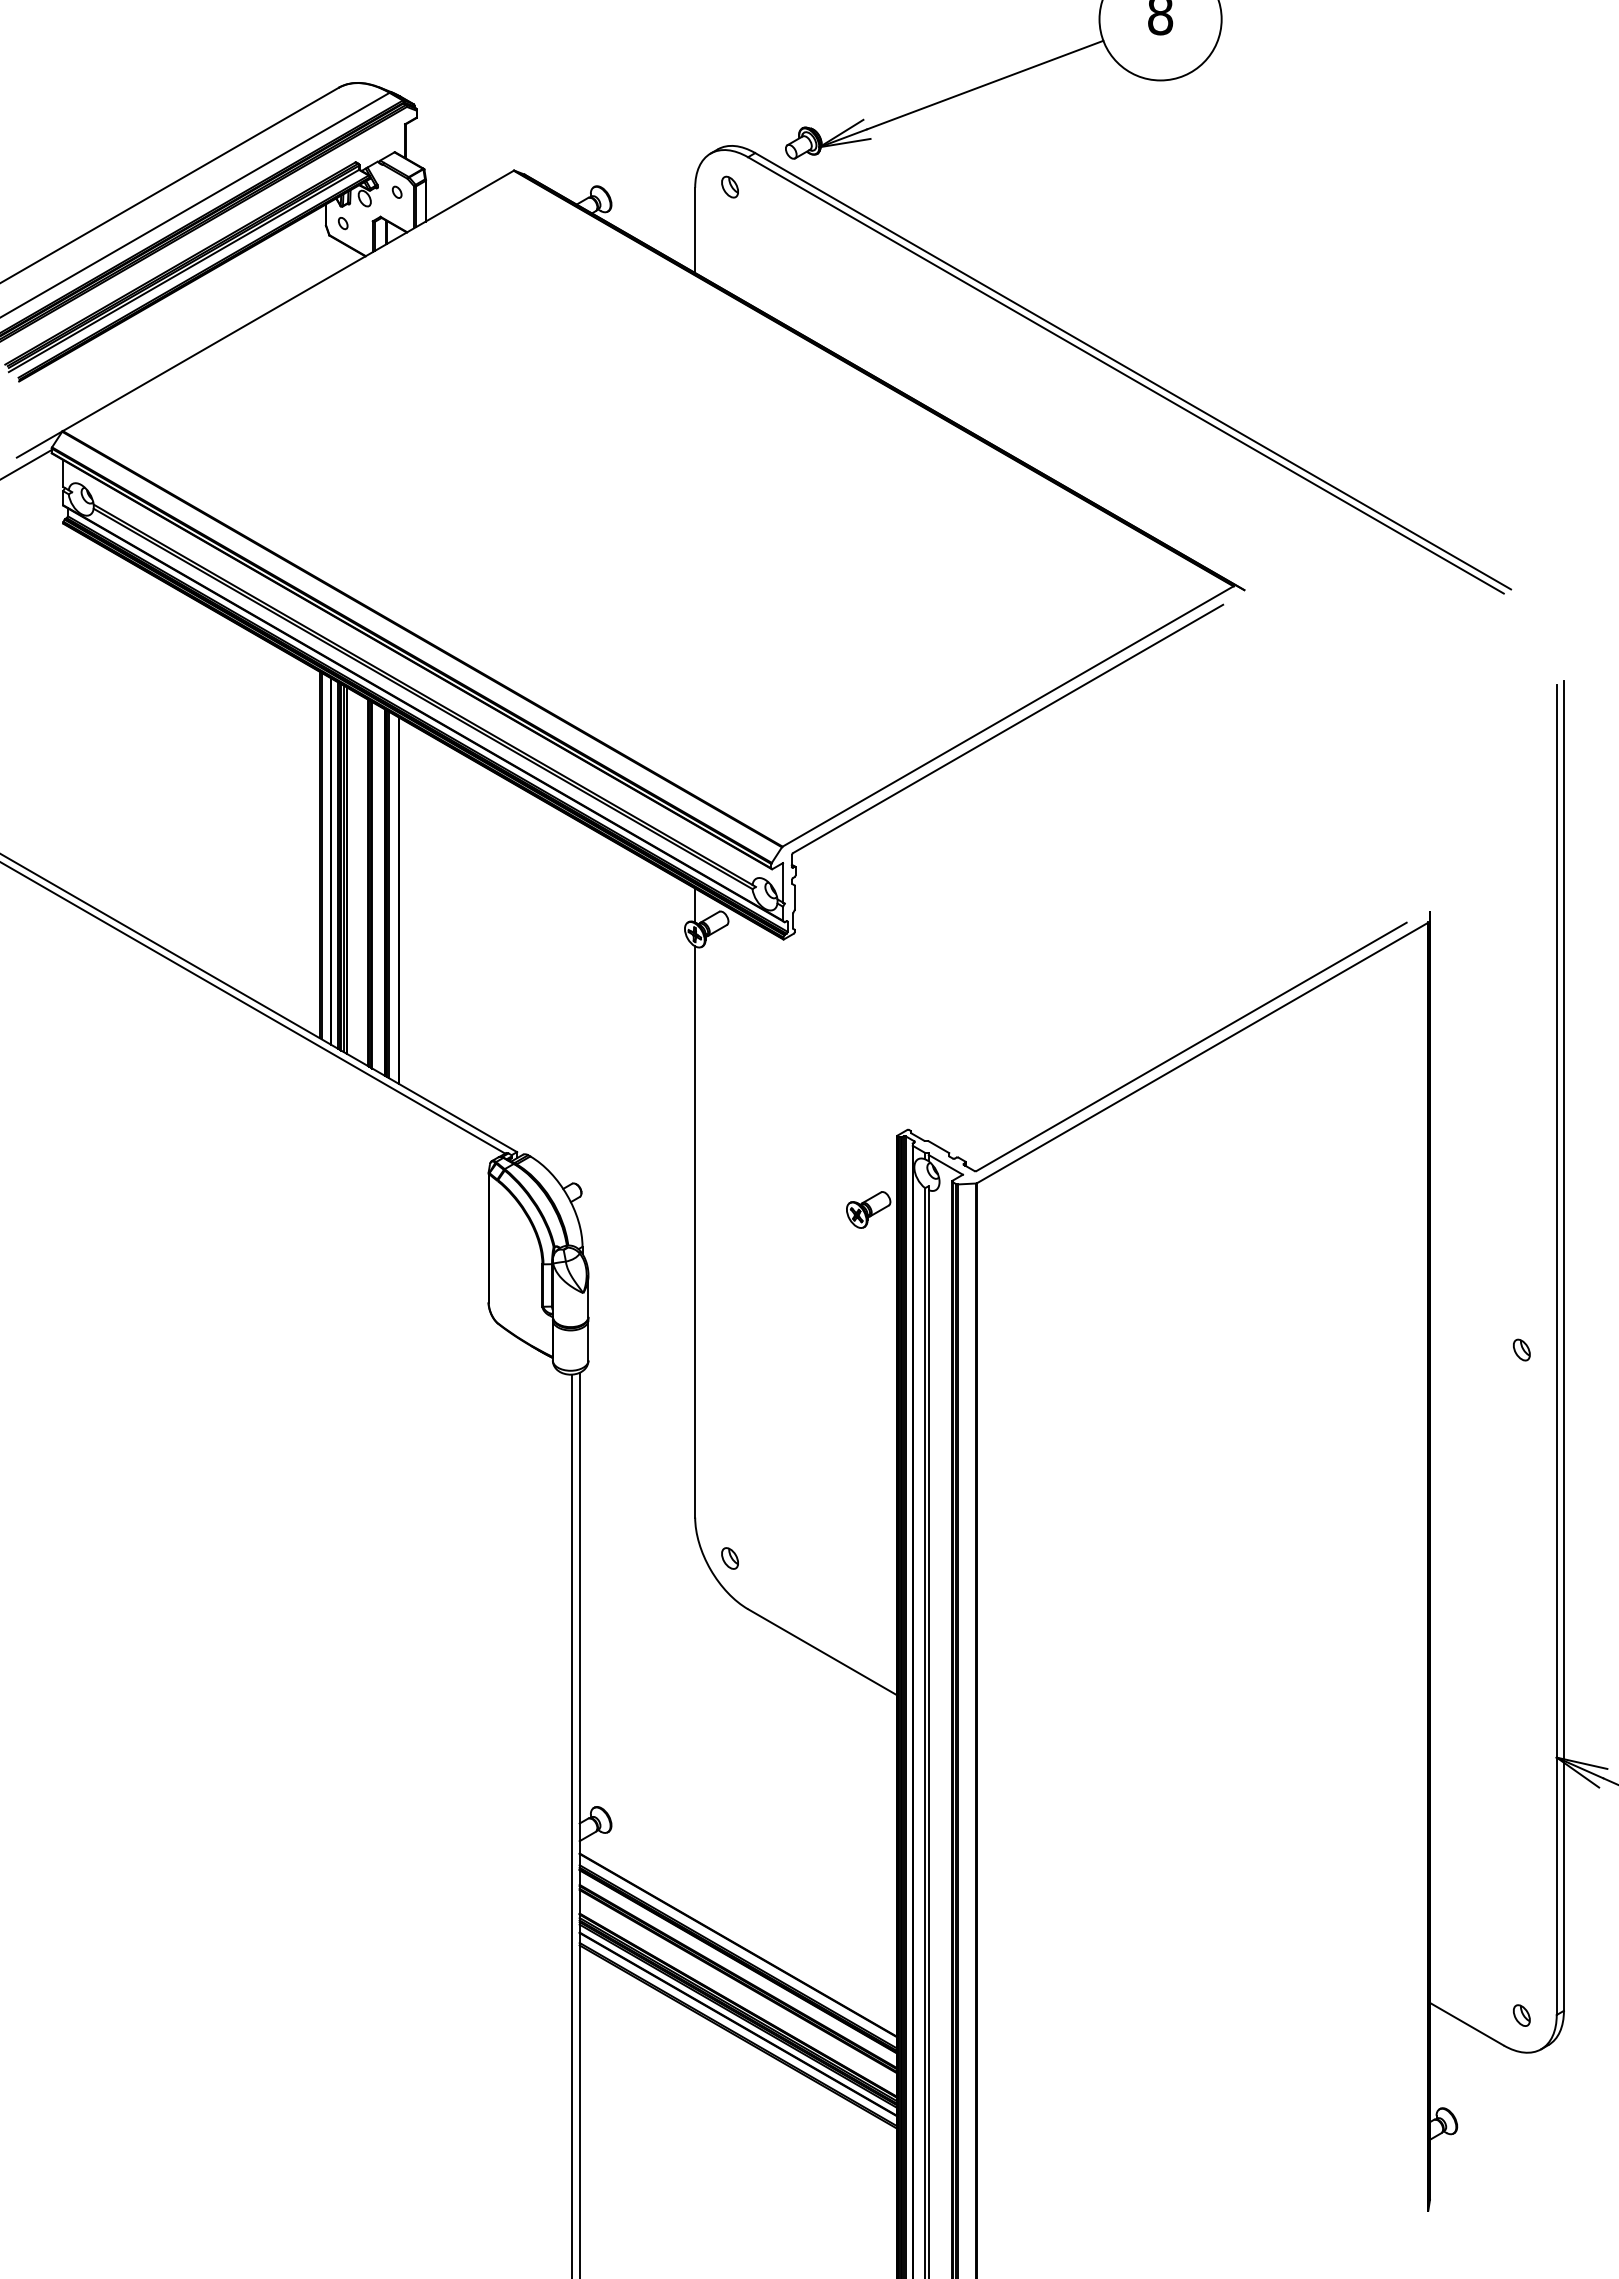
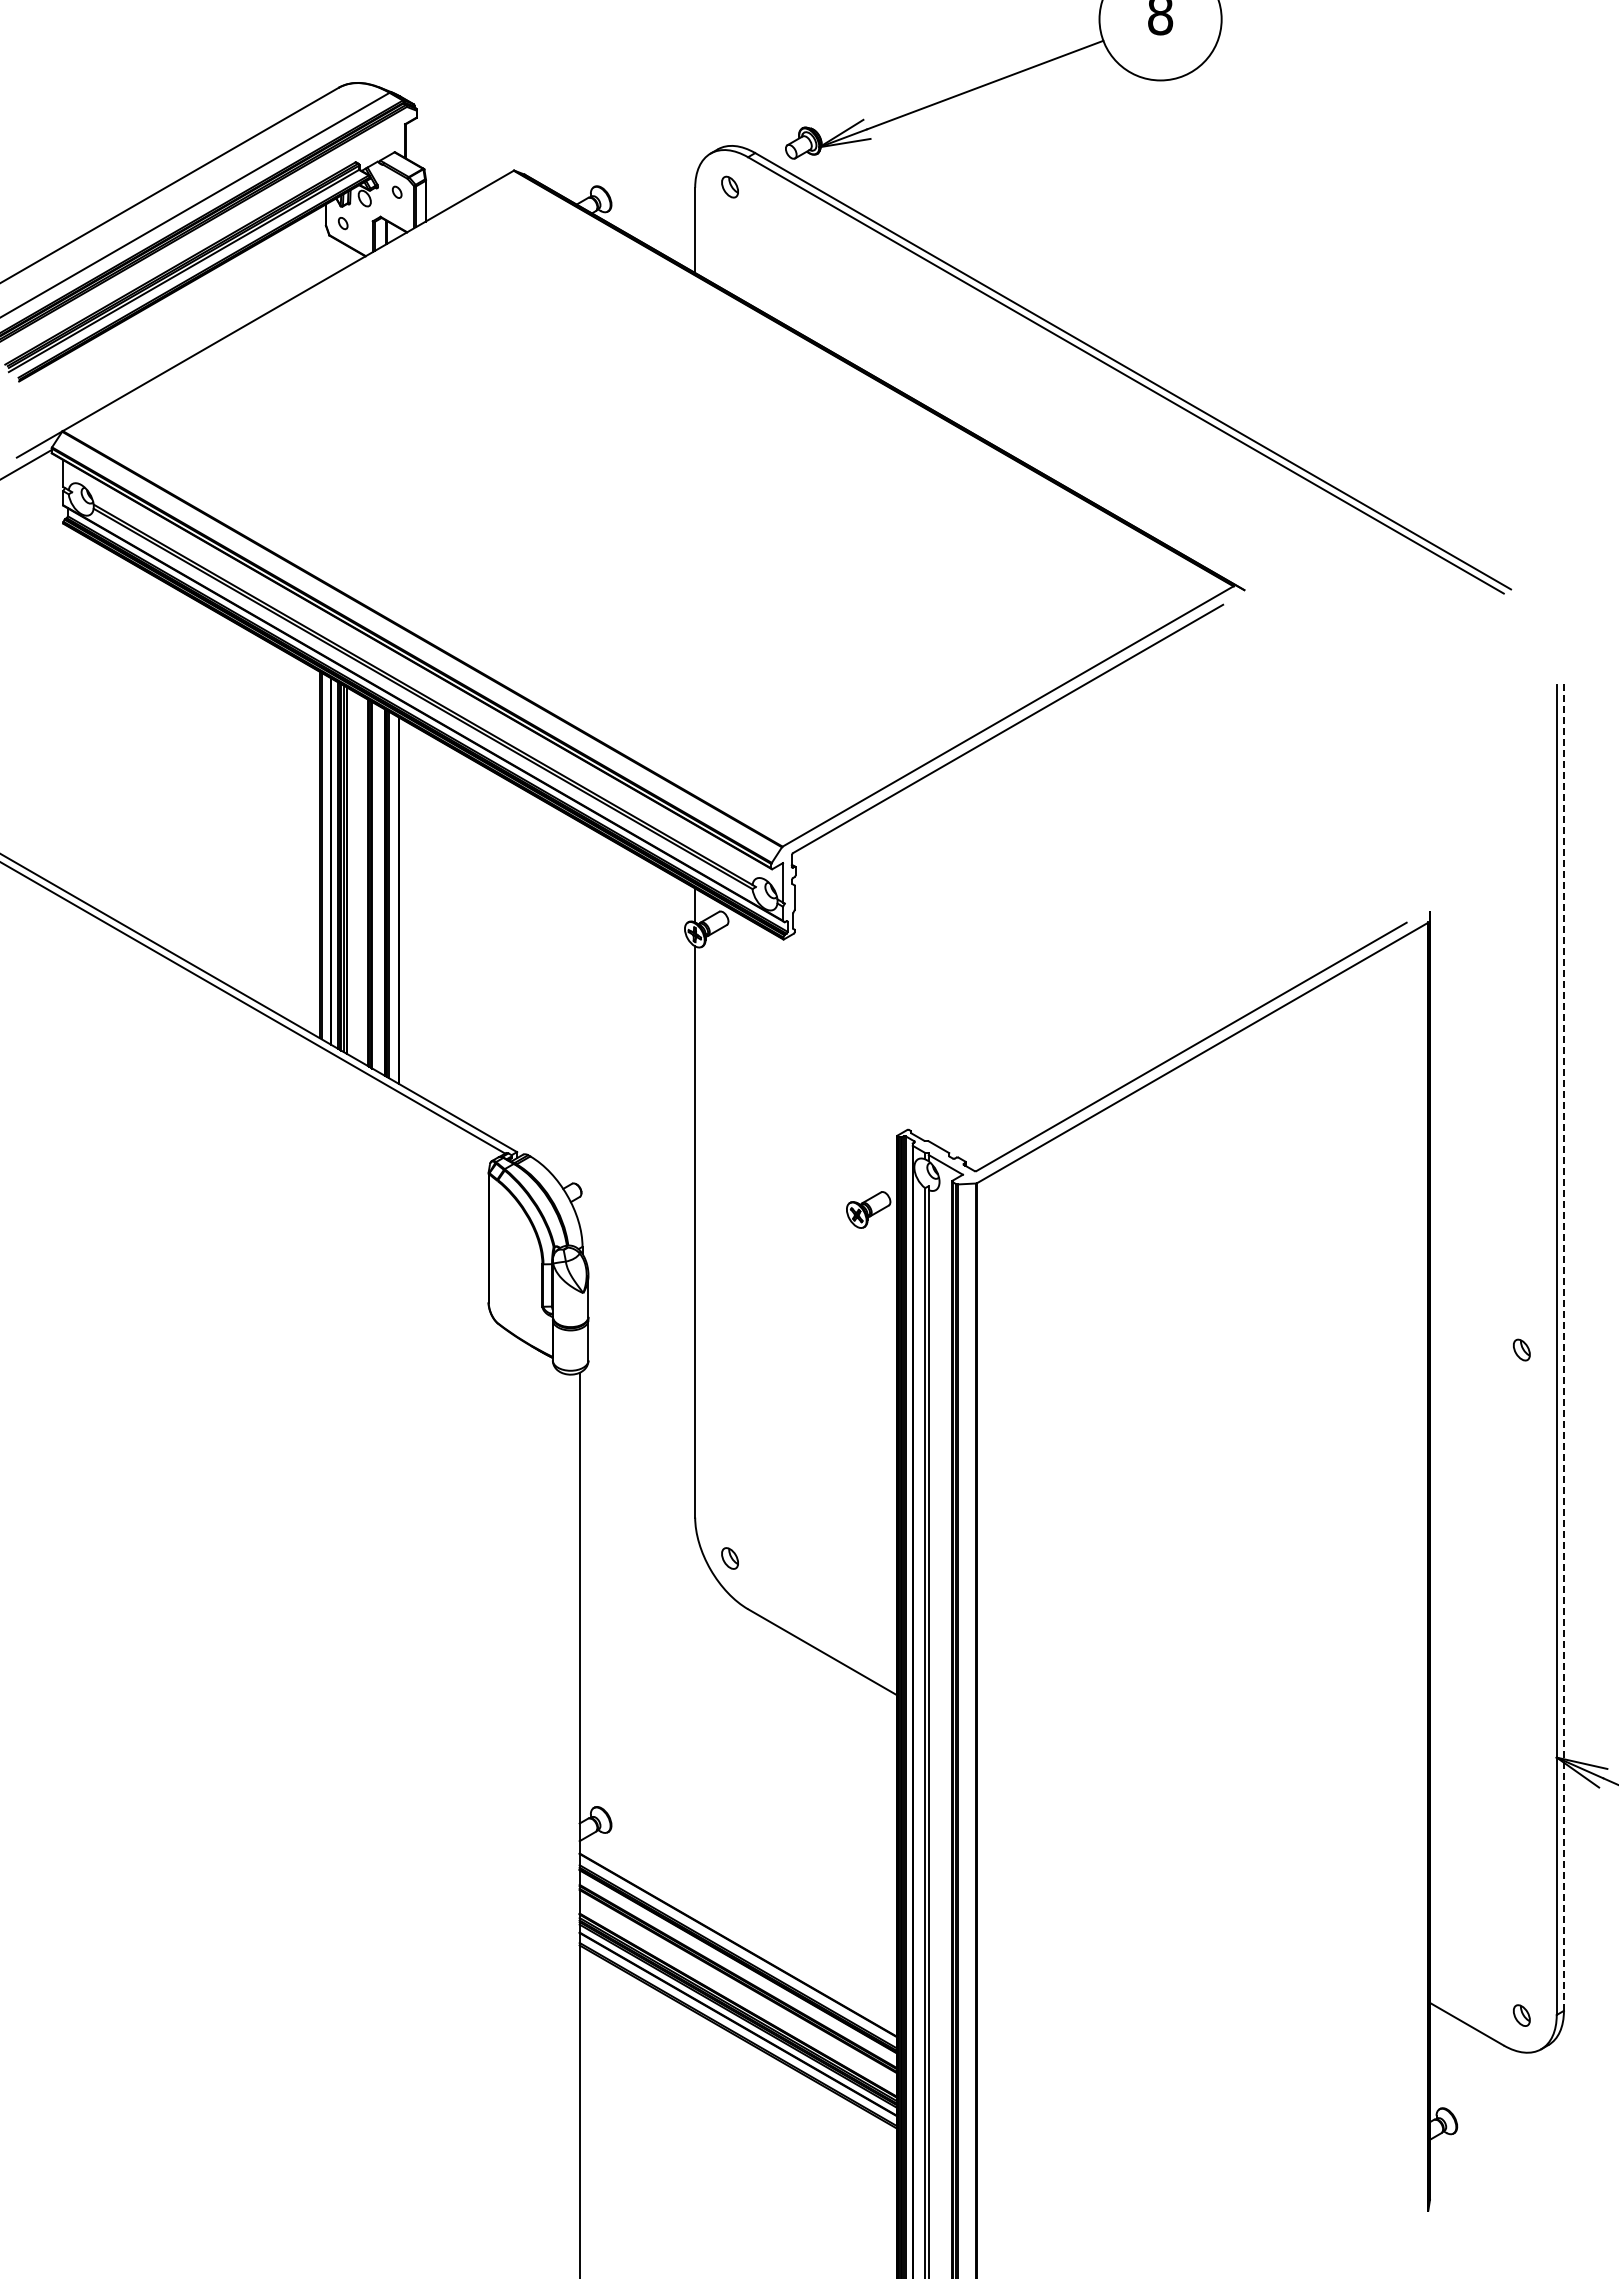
line: solid -> dashed (1563, 1345)
line: present -> none (572, 1824)
